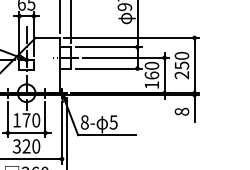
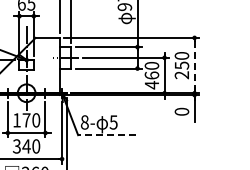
line: solid -> dashed (194, 66)
text: 160 -> 460 (151, 85)
text: 8 -> 0 (181, 111)
line: solid -> dashed (106, 135)
text: 320 -> 340 (26, 146)
